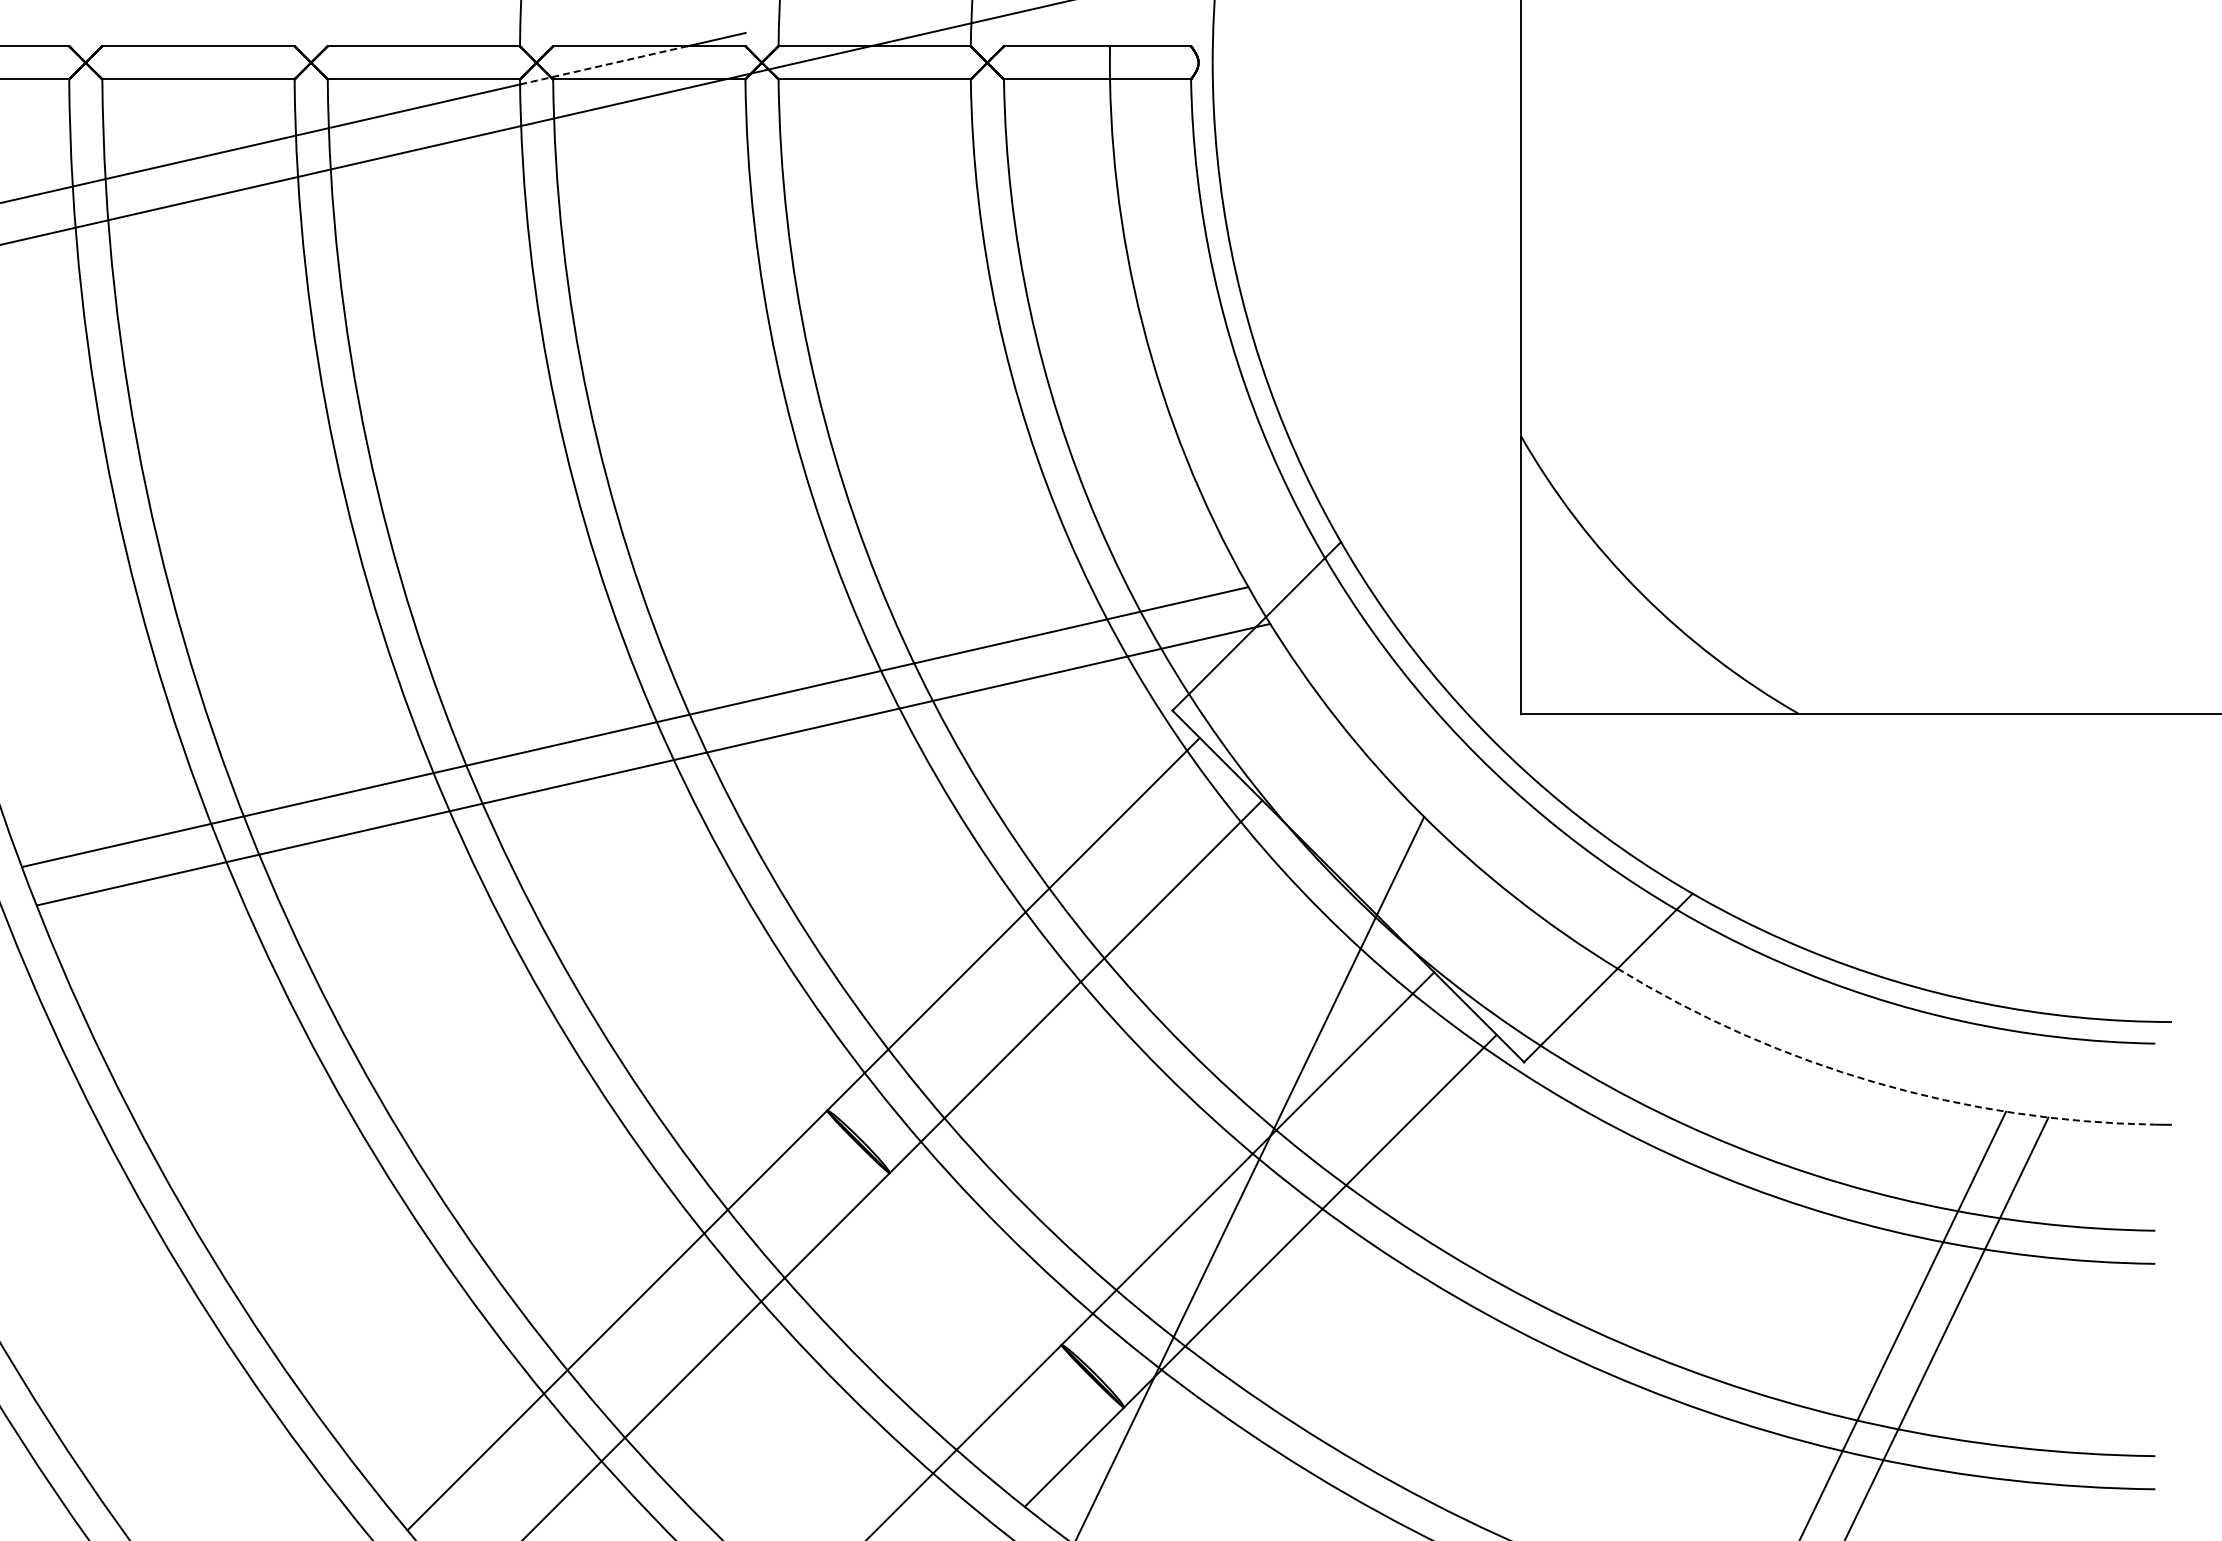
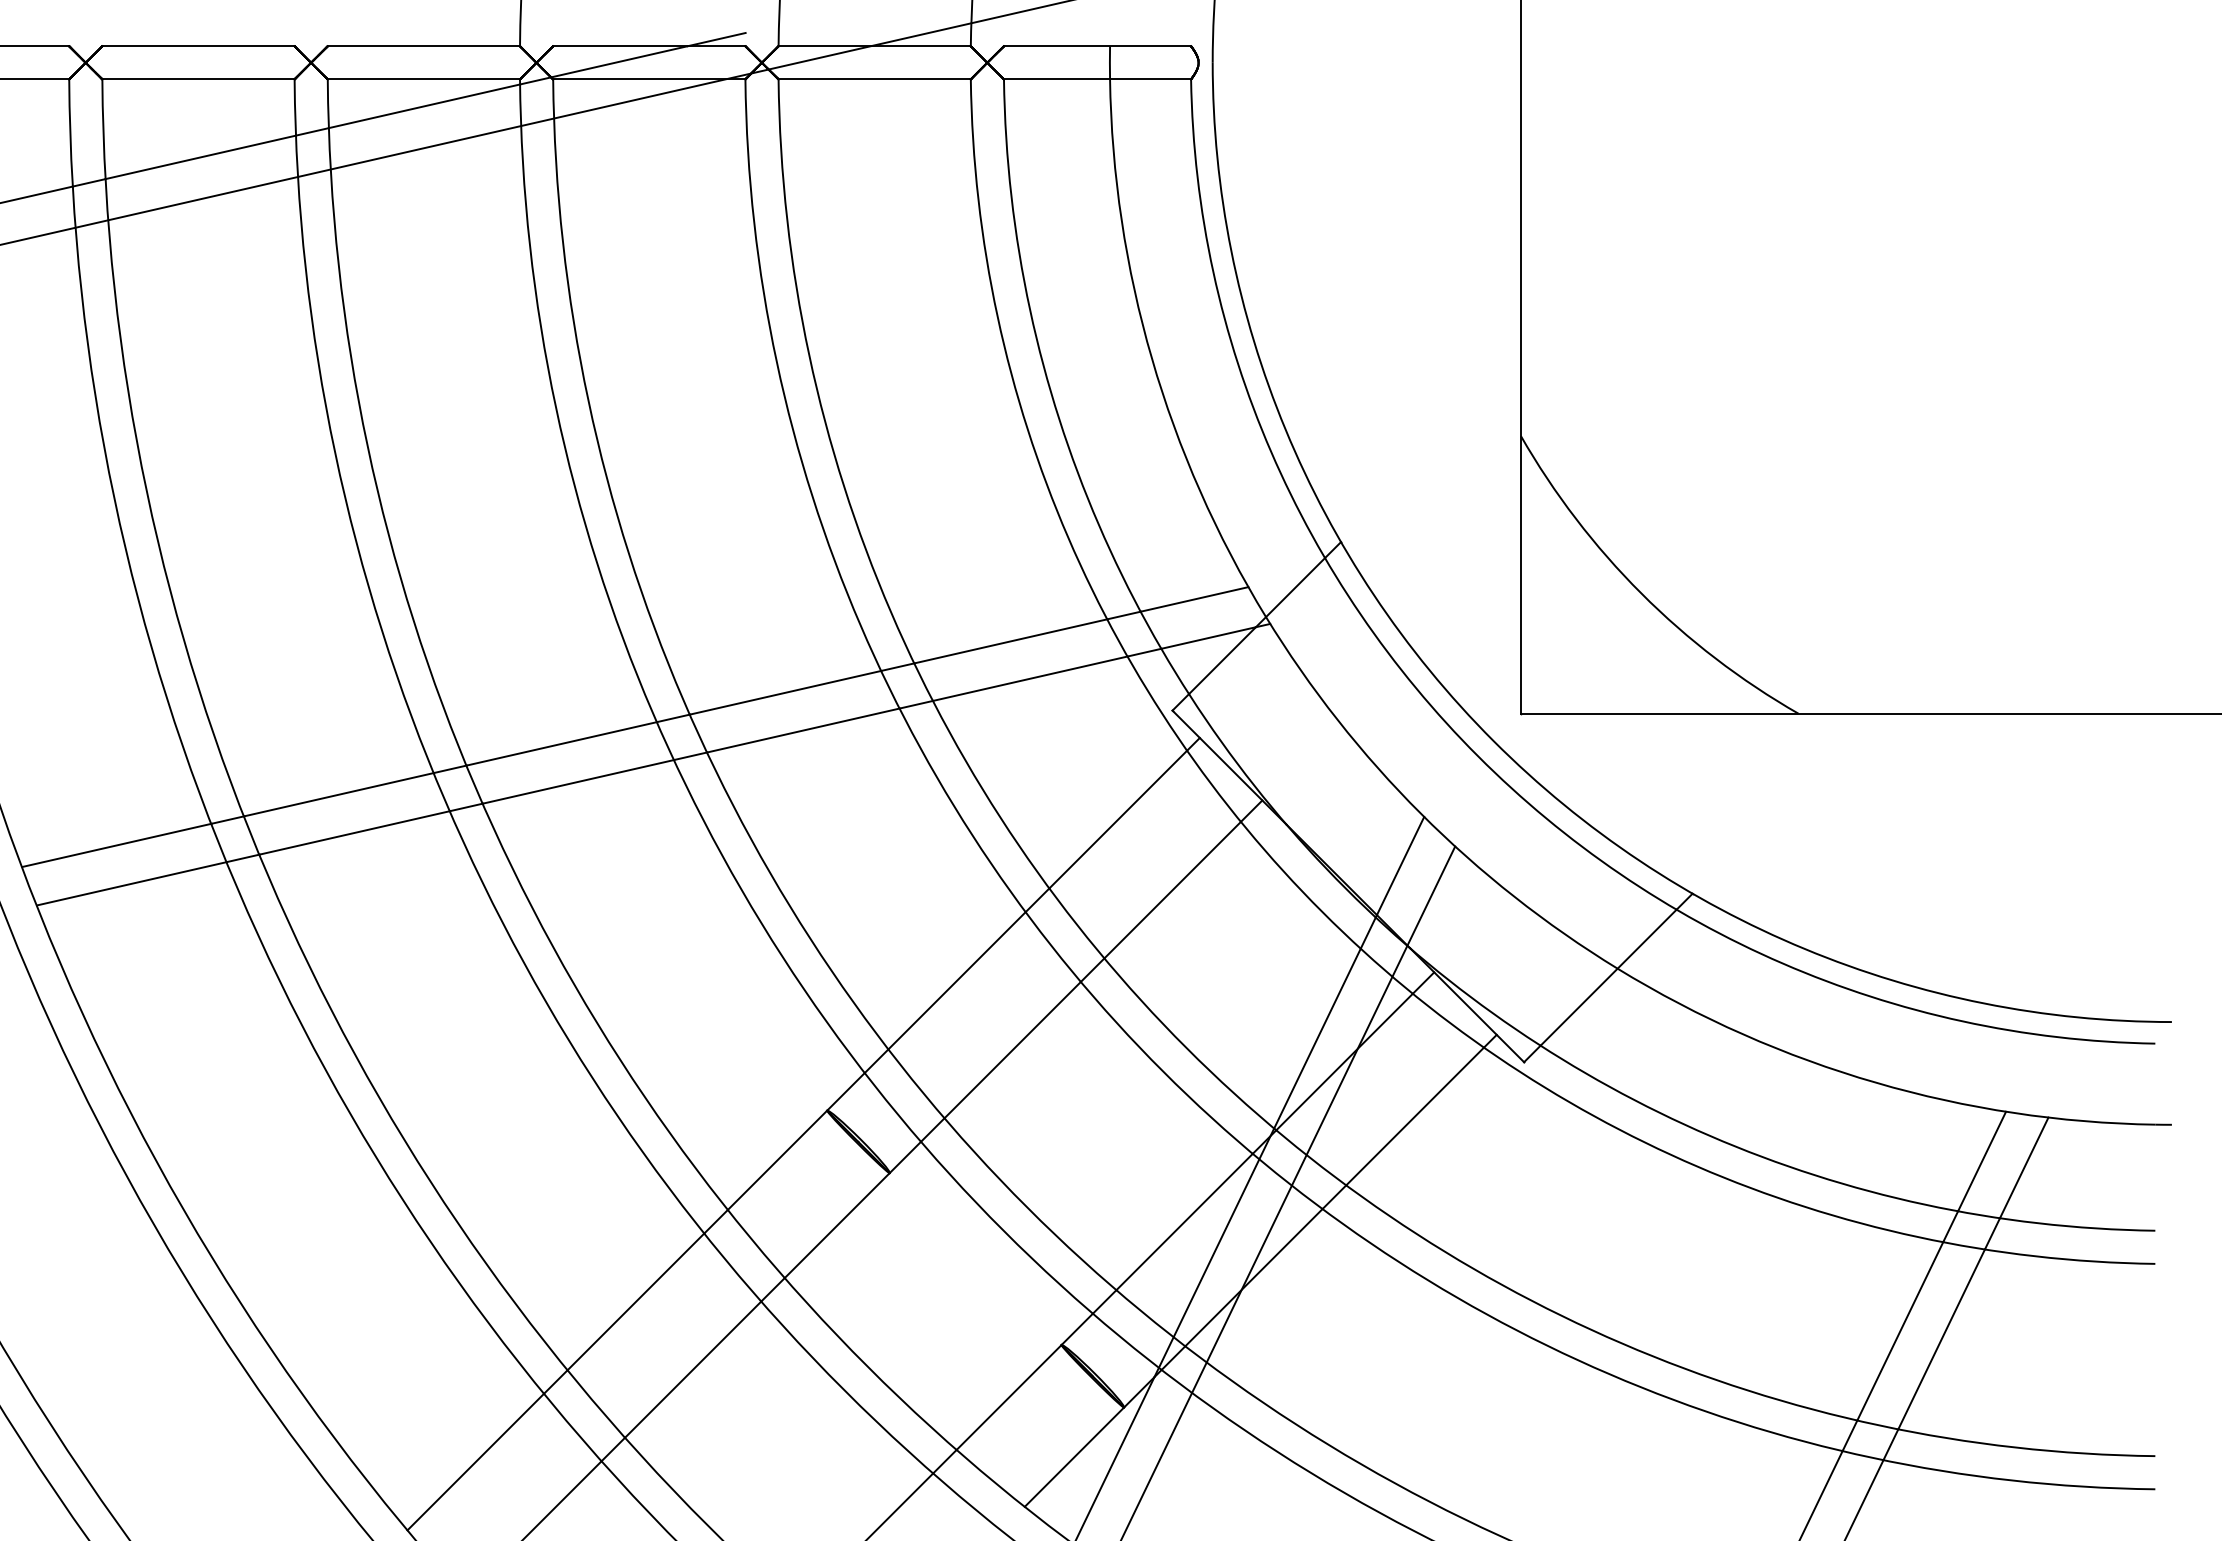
line: dashed -> solid (603, 65)
arc: dashed -> solid (1876, 1082)
line: none -> present (1288, 1191)
